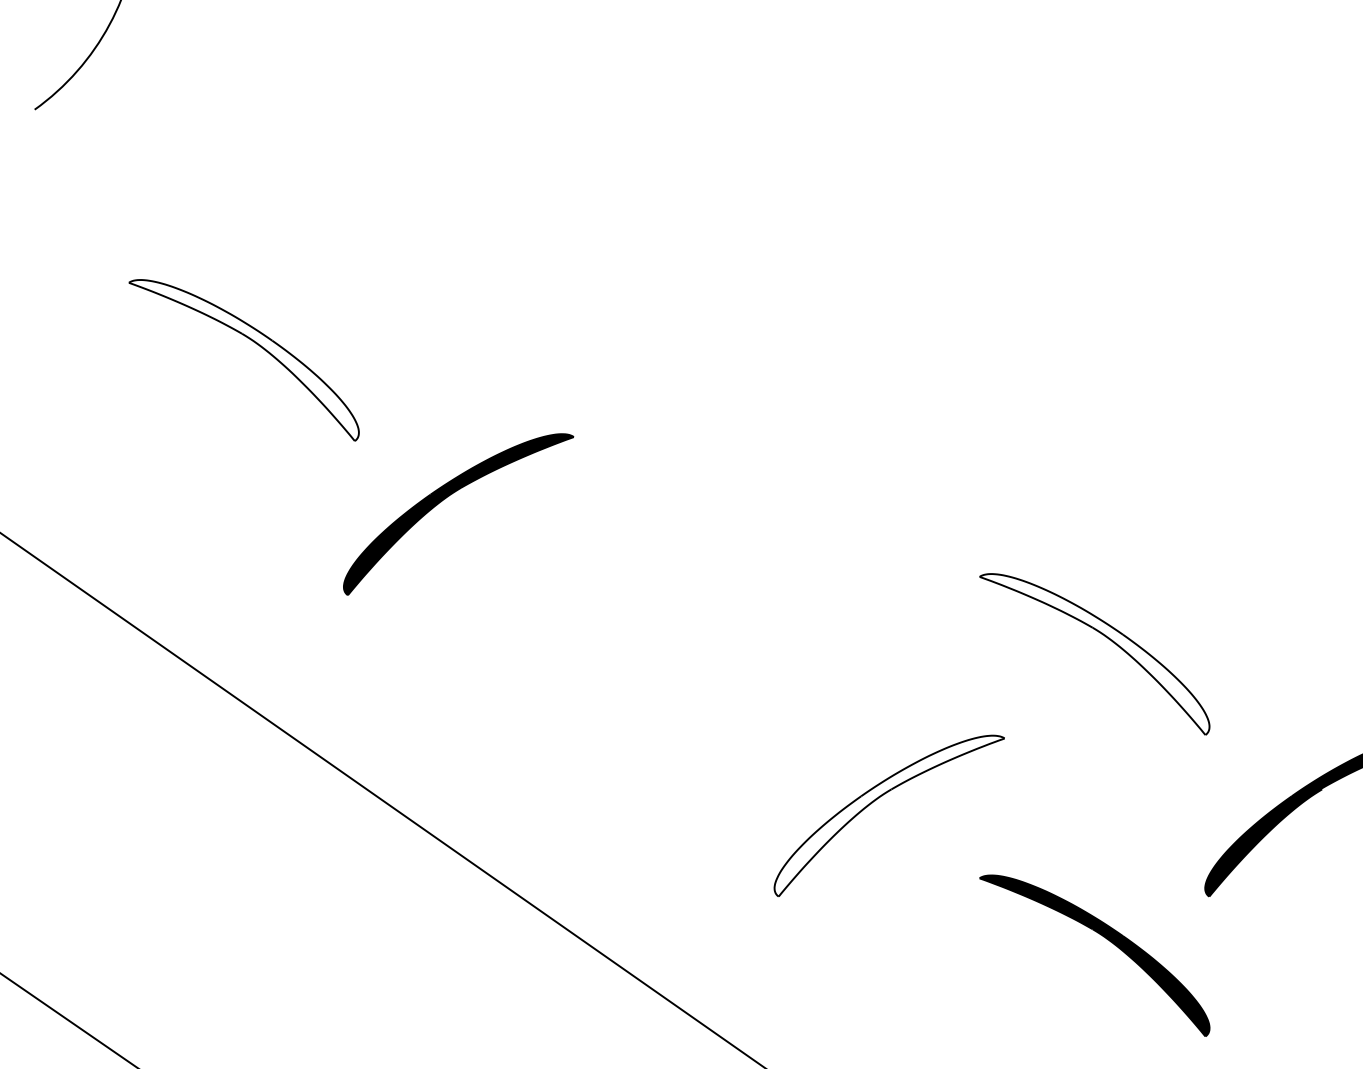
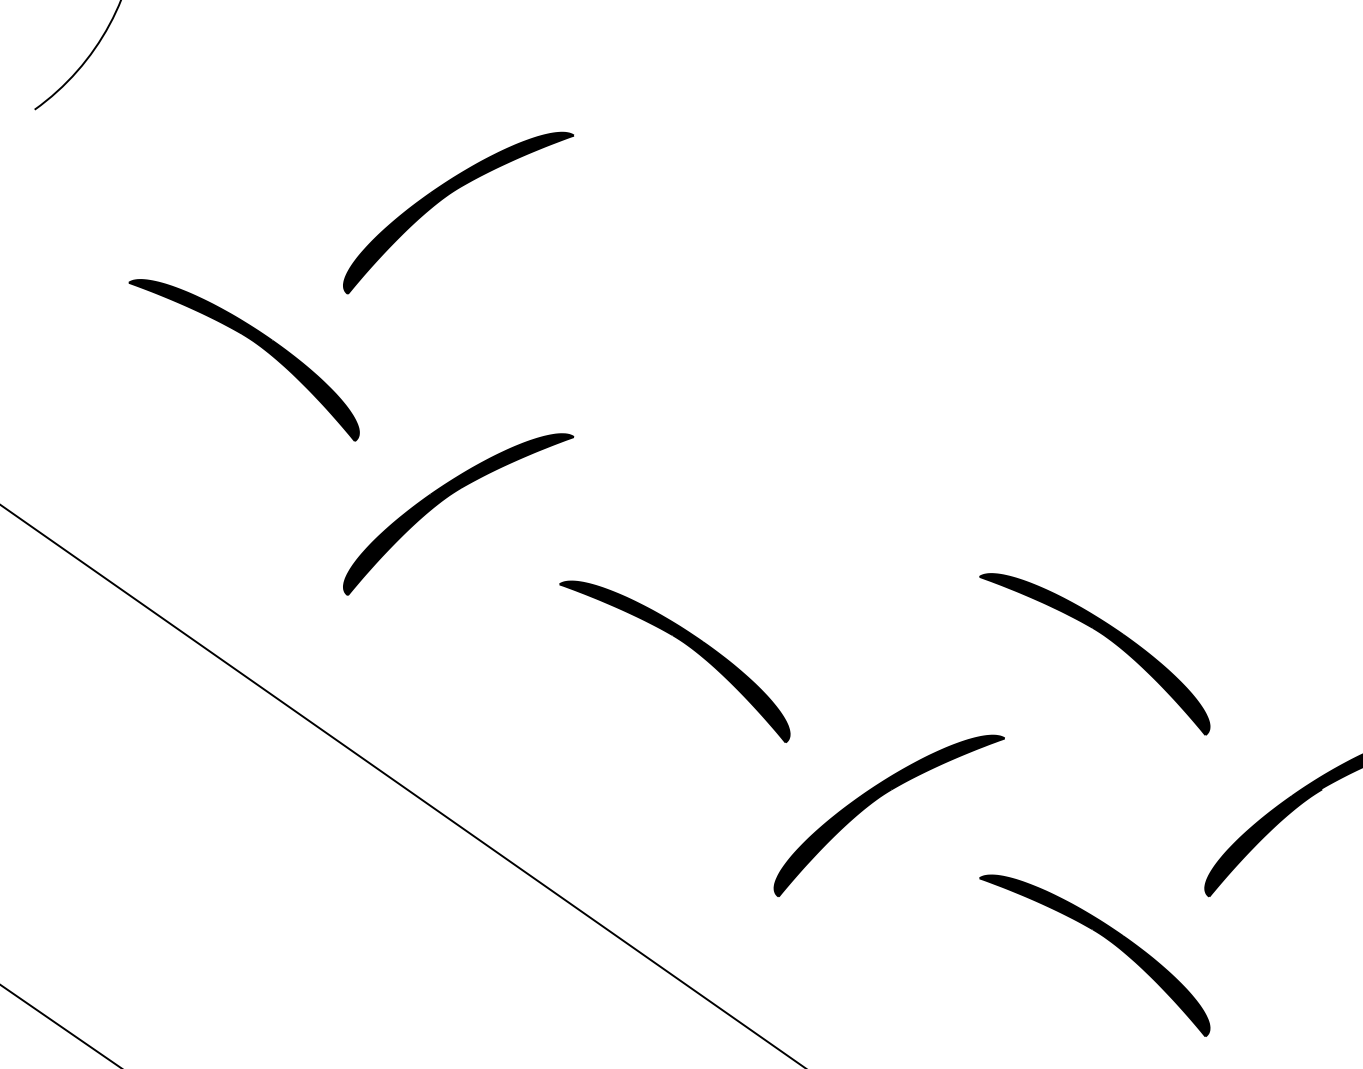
part: none -> present (447, 196)
fill: none -> present (243, 360)
part: none -> present (686, 645)
fill: none -> present (1094, 654)
line position: (381, 799) -> (402, 785) (402, 785)
fill: none -> present (889, 815)
line position: (68, 1019) -> (59, 1025) (59, 1025)
